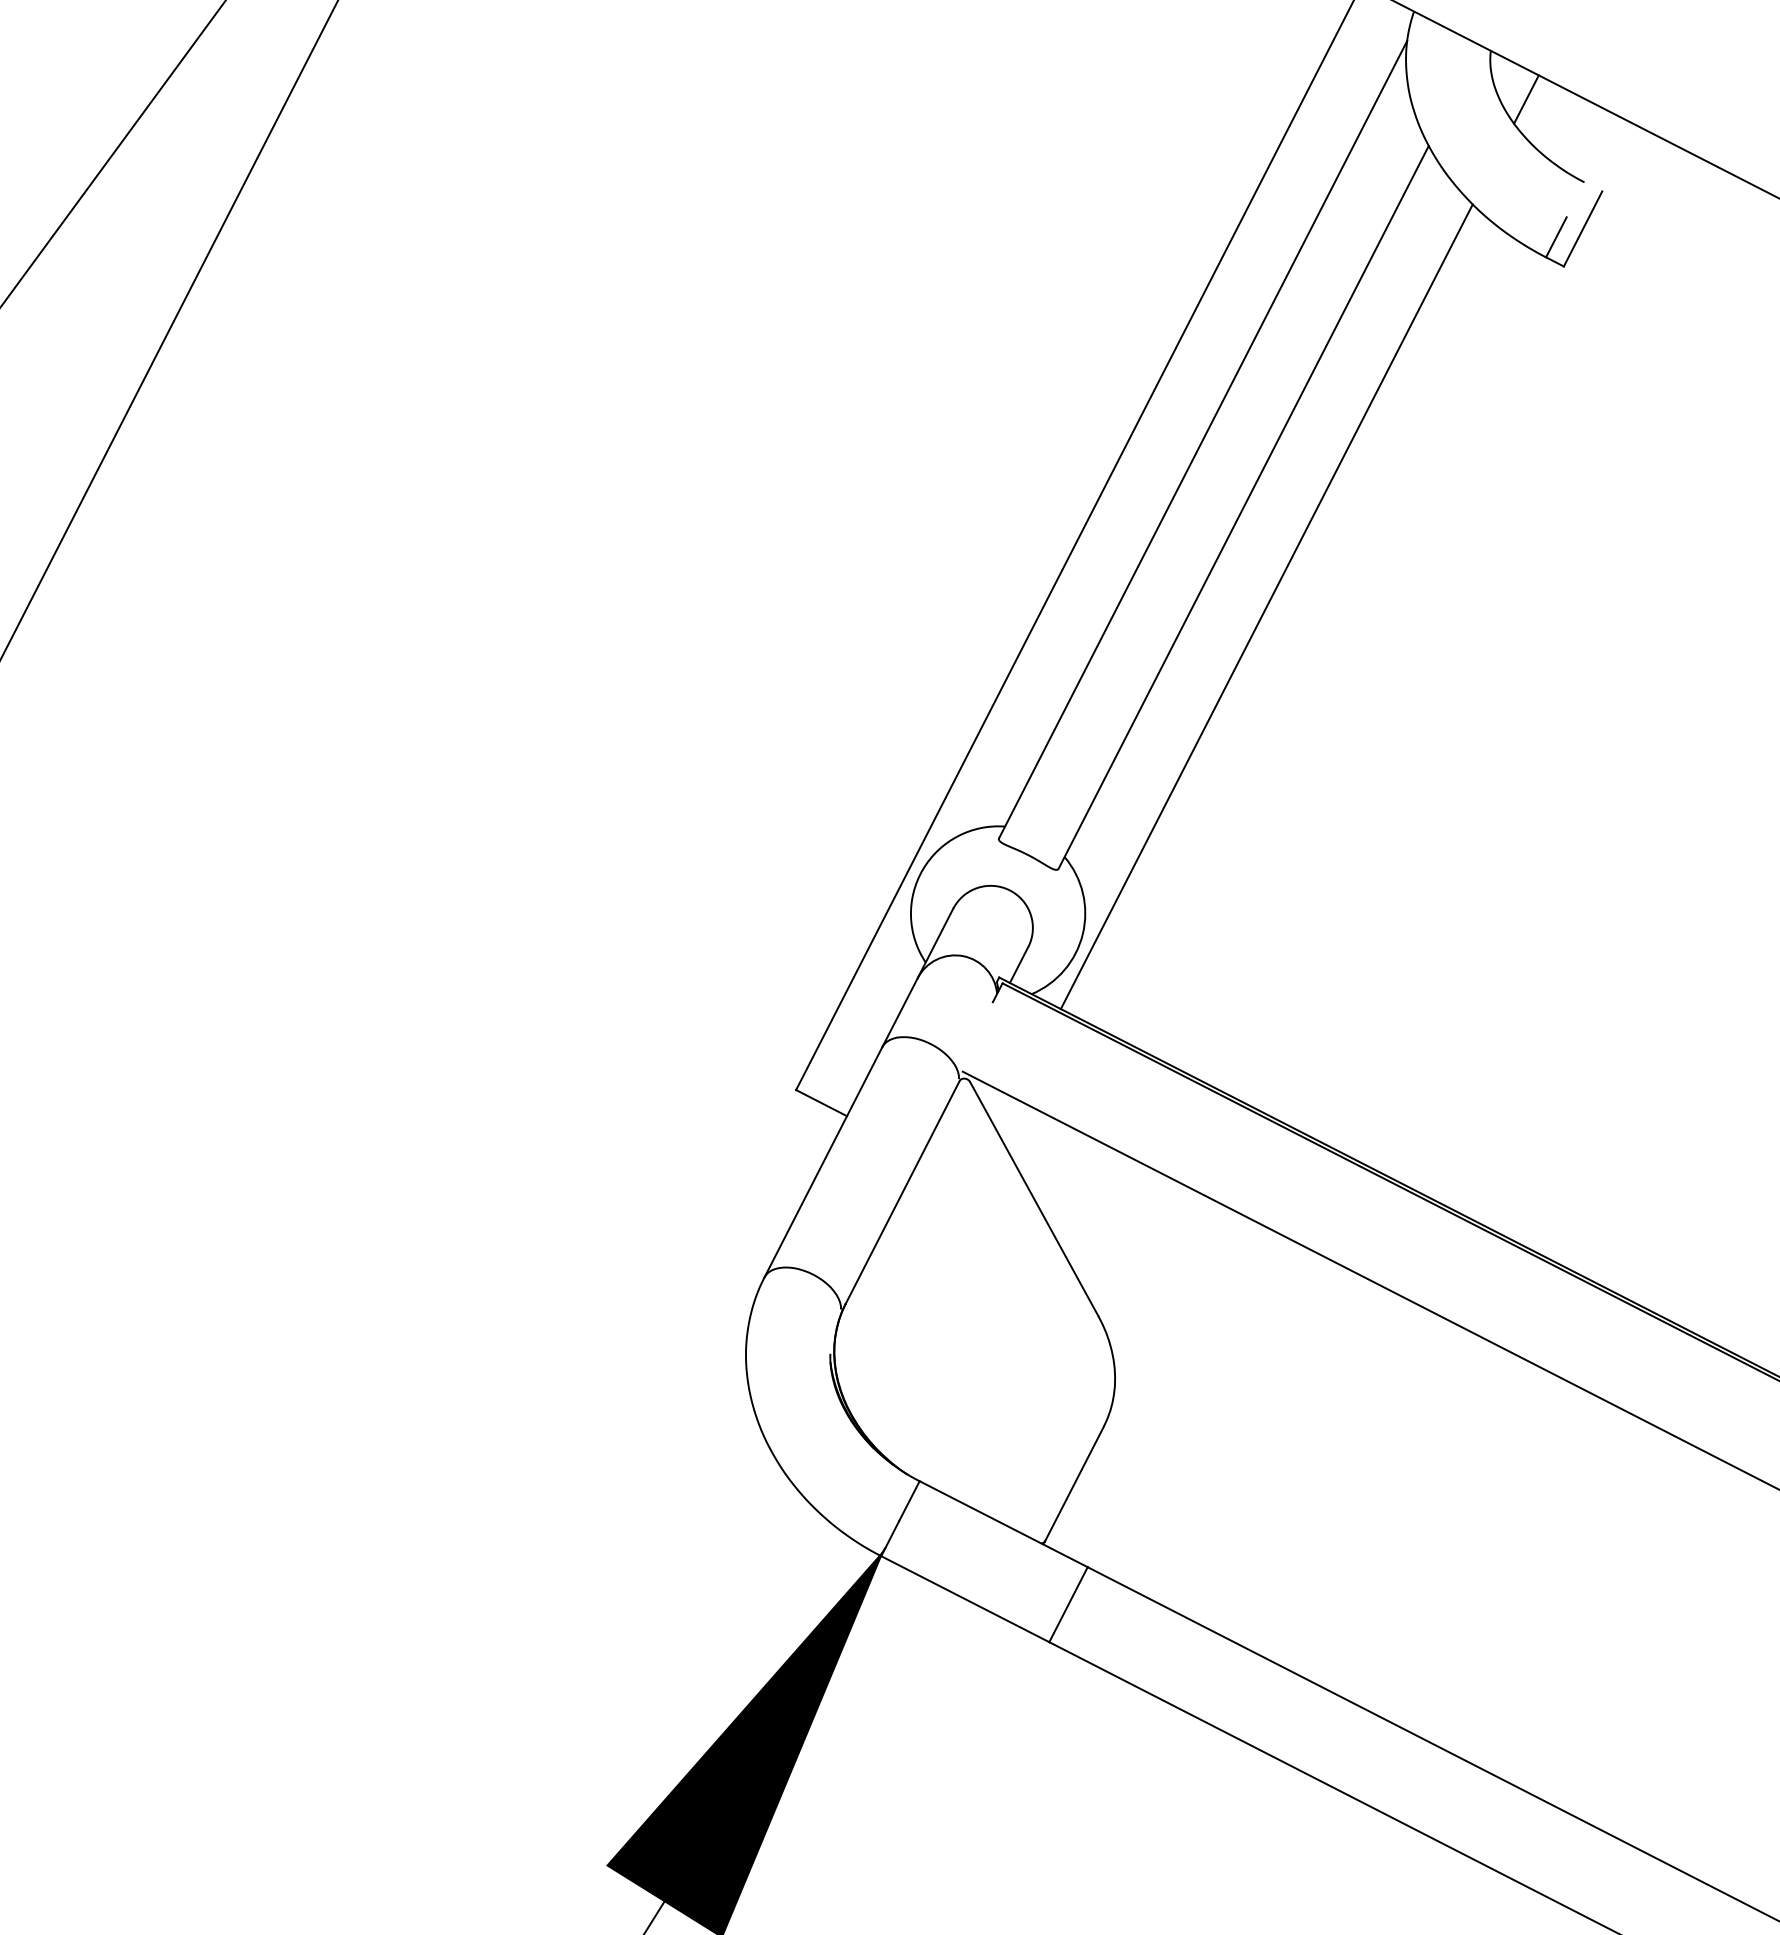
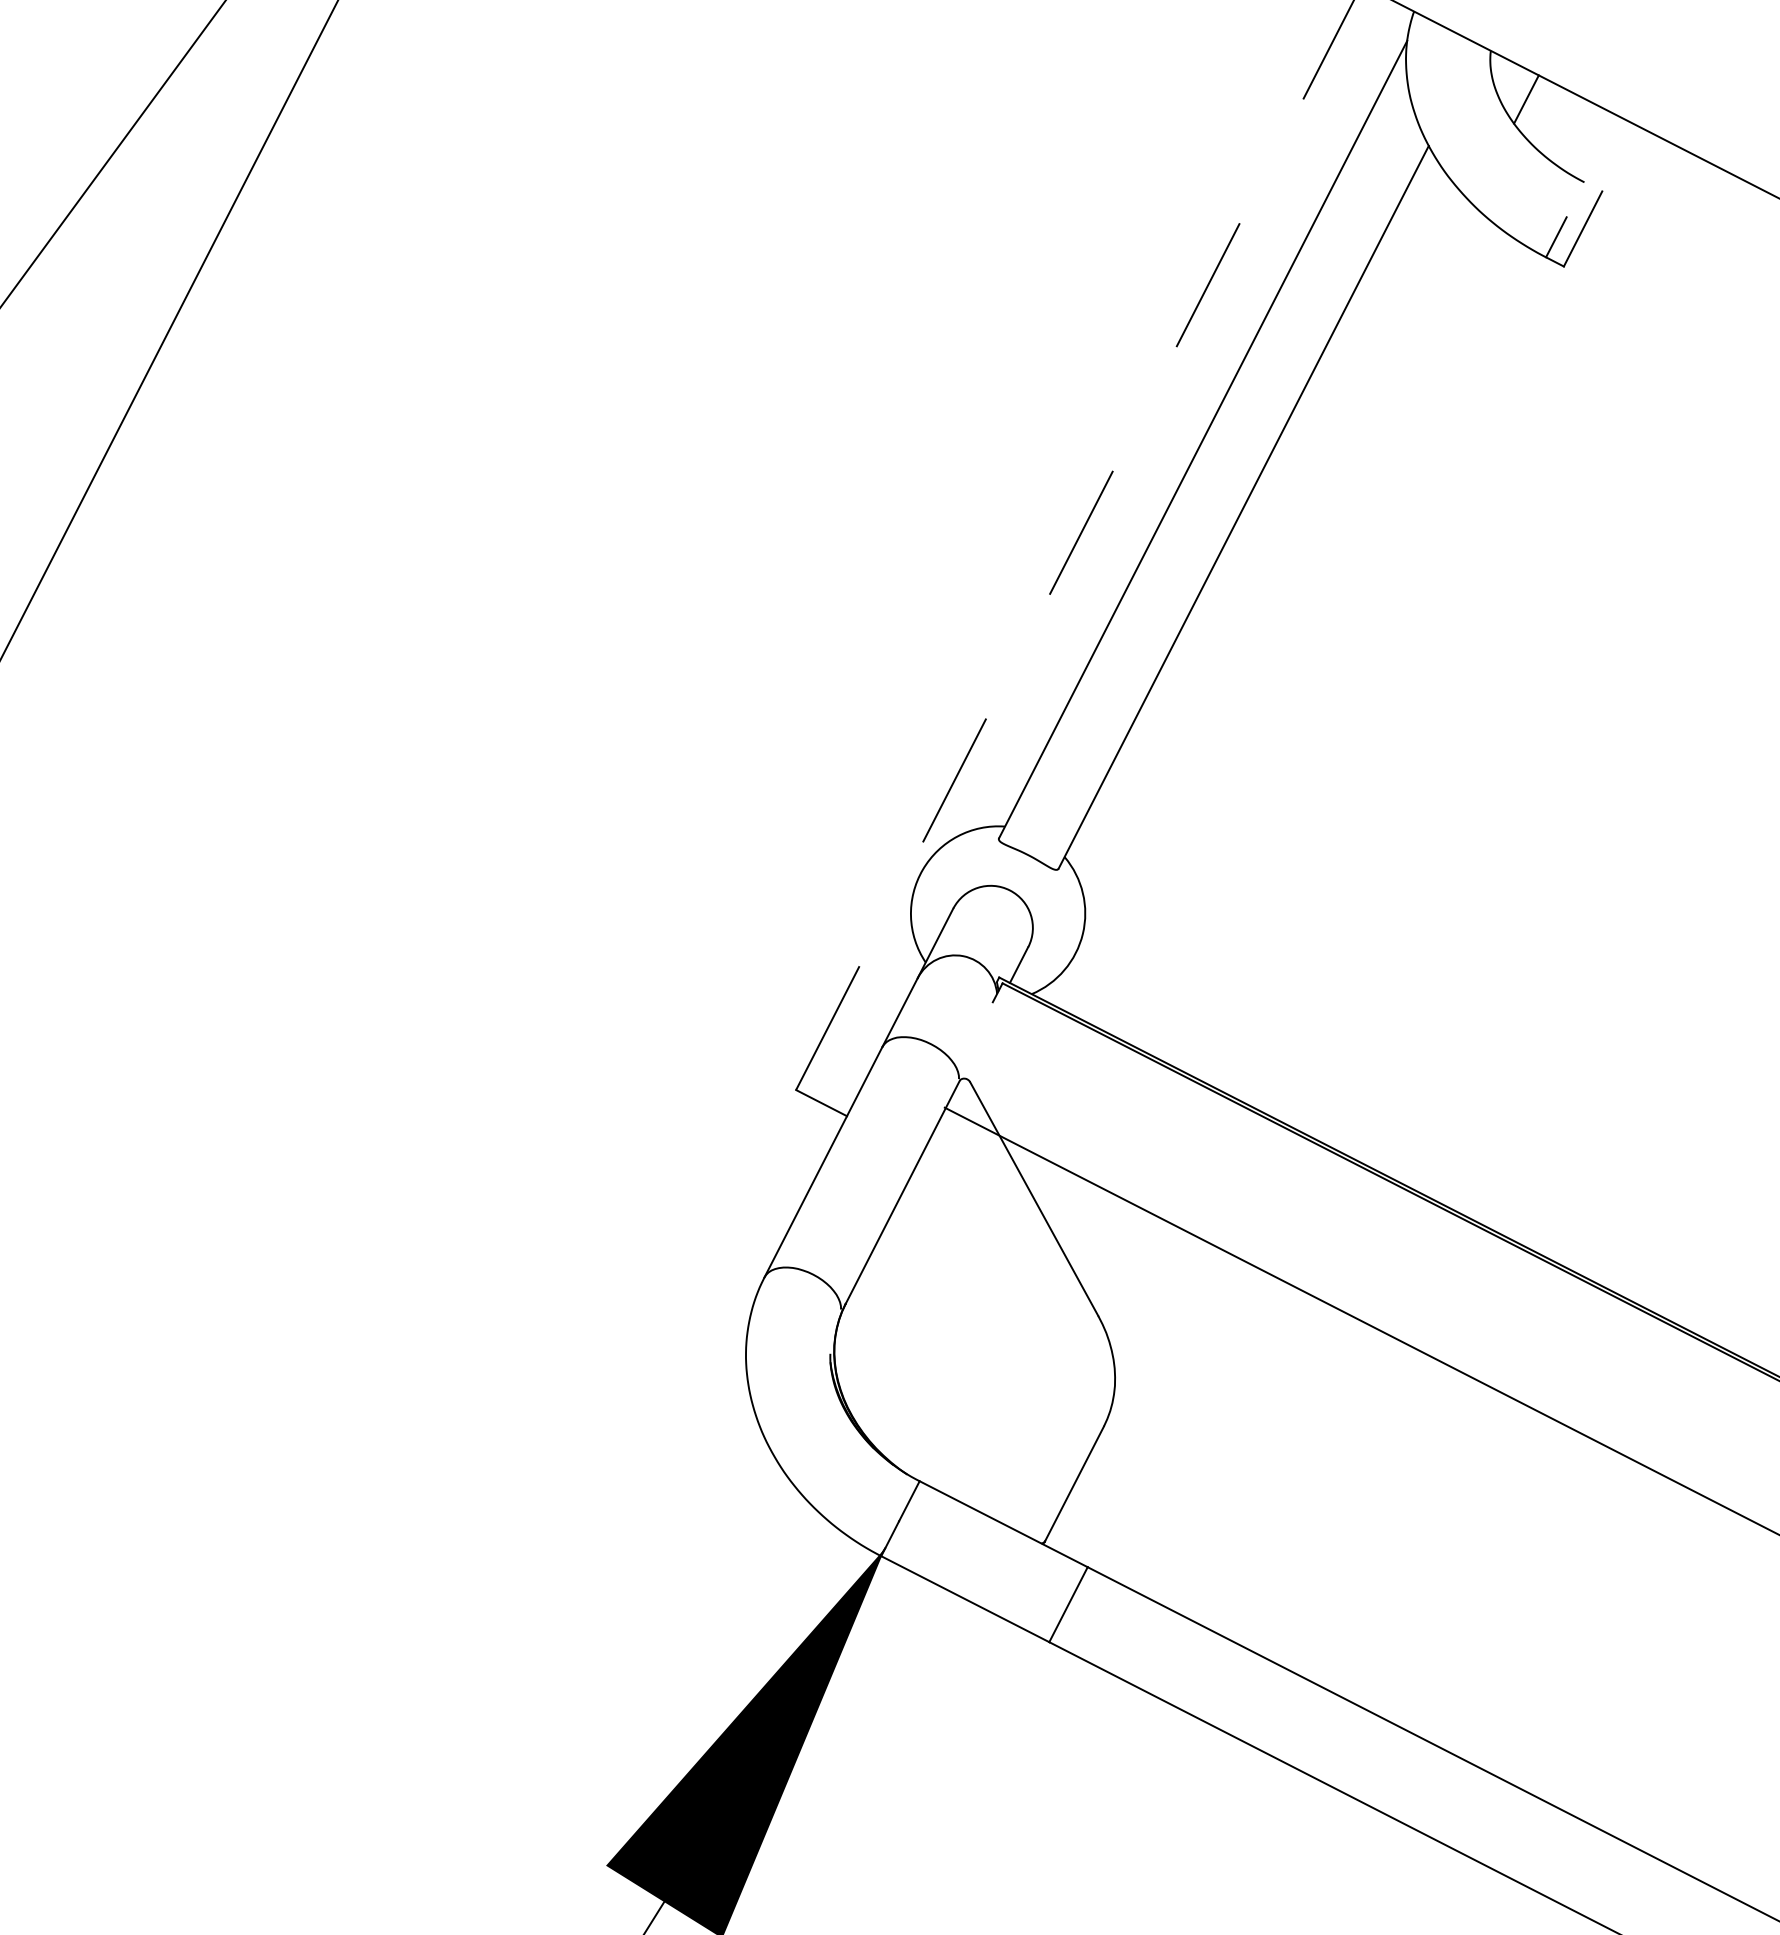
line: solid -> dashed (1074, 545)
line: present -> none (1266, 606)
line position: (1369, 1279) -> (1360, 1320) (1360, 1320)
